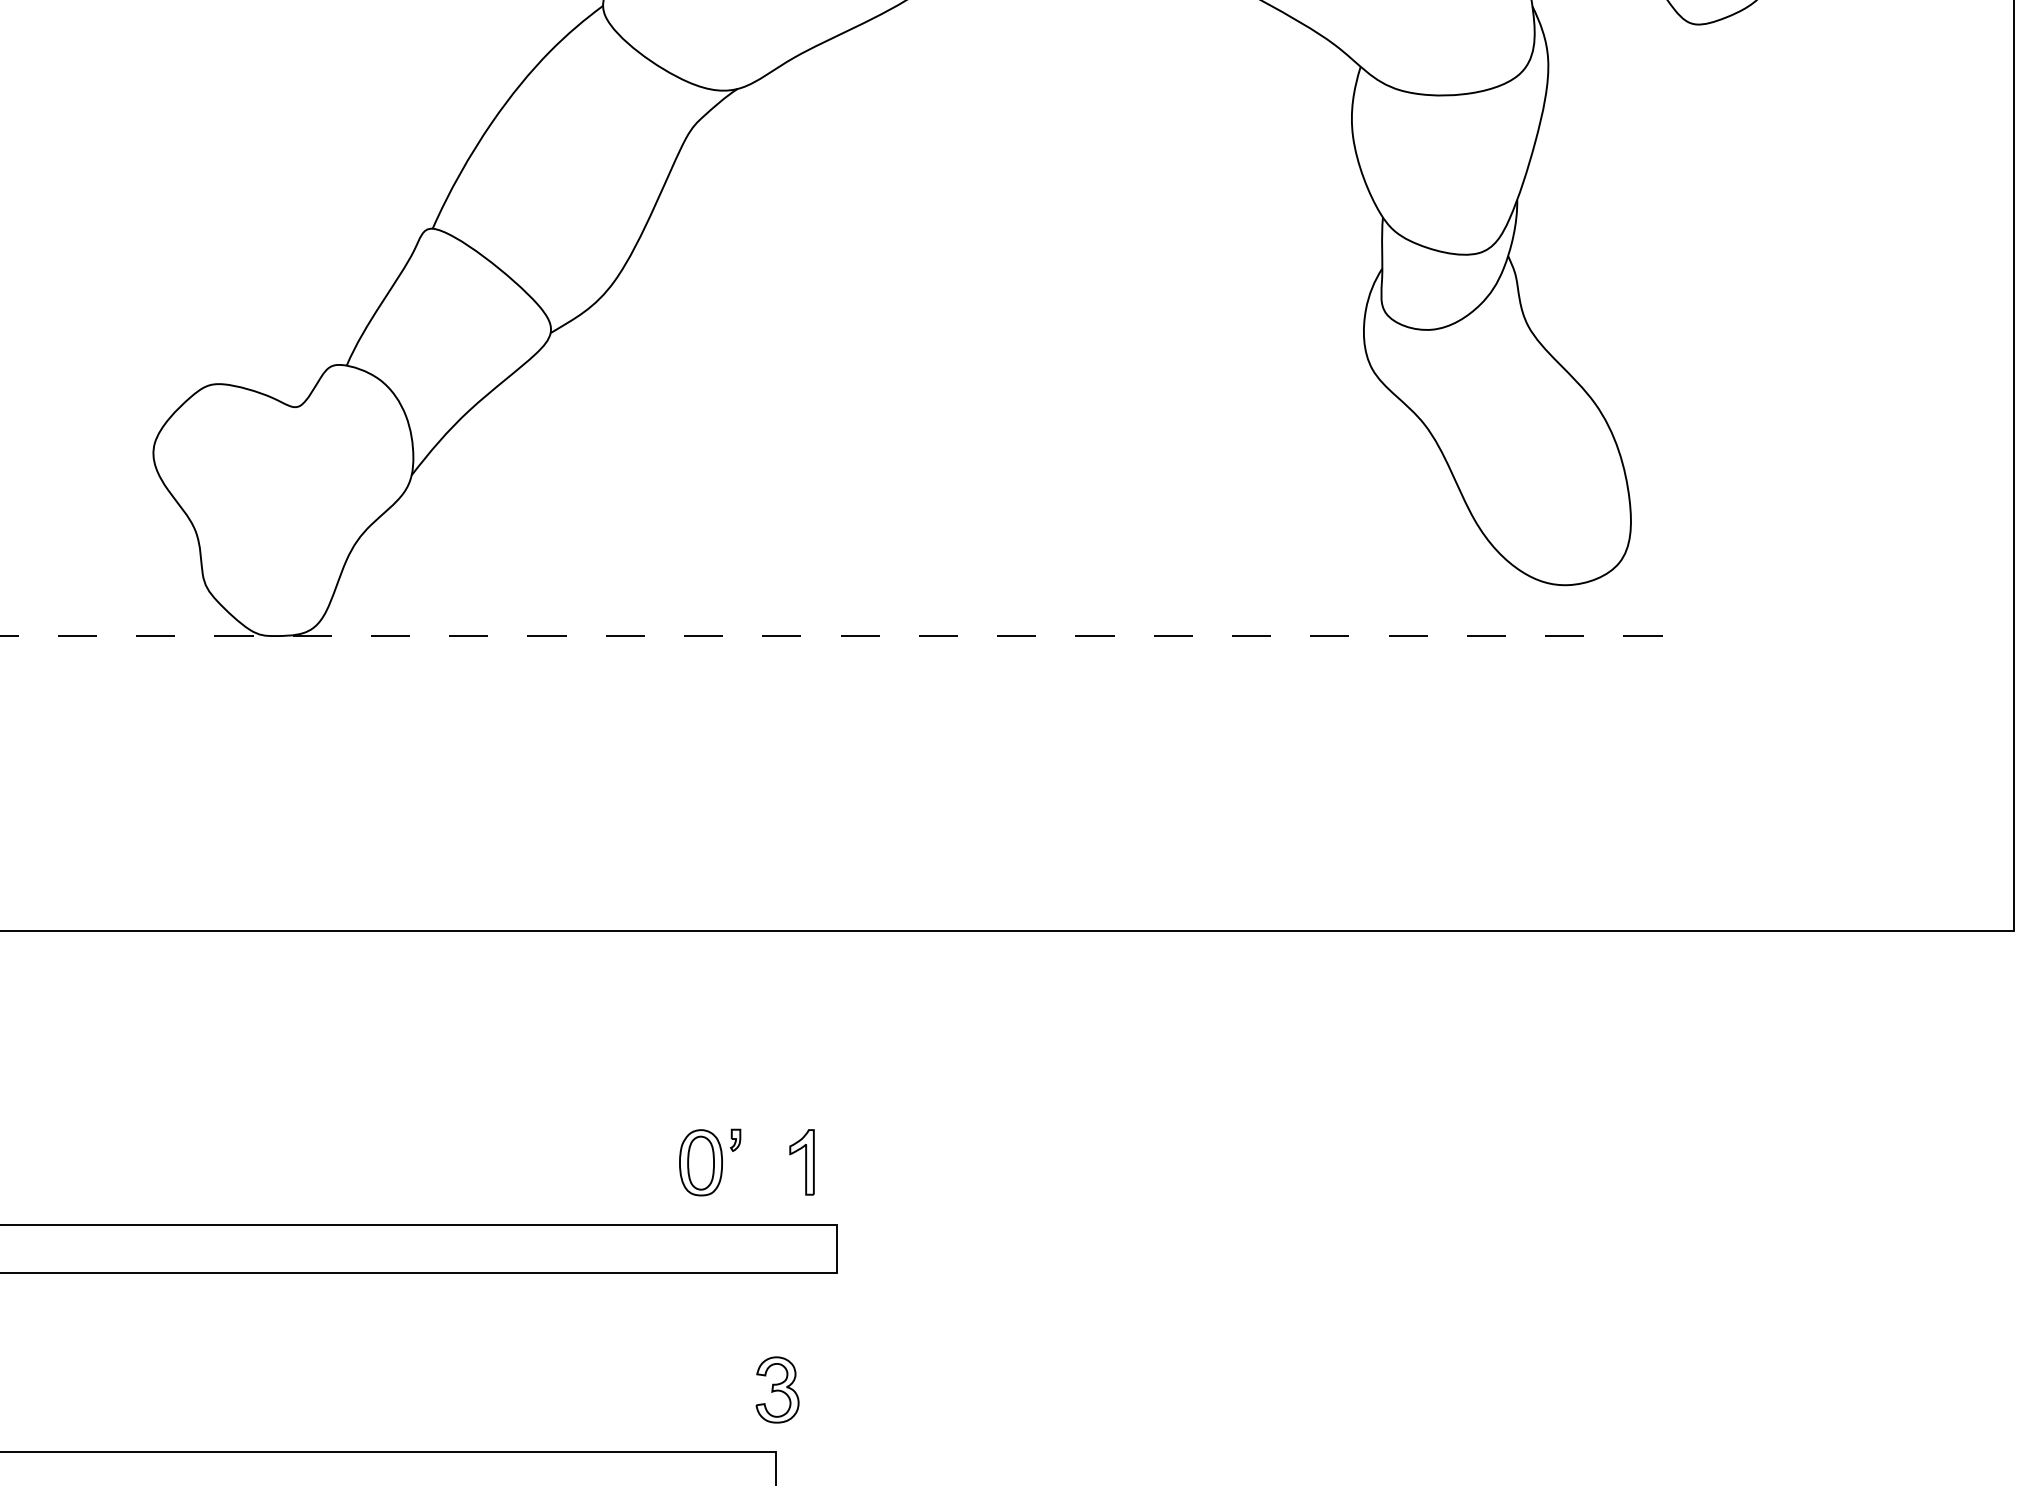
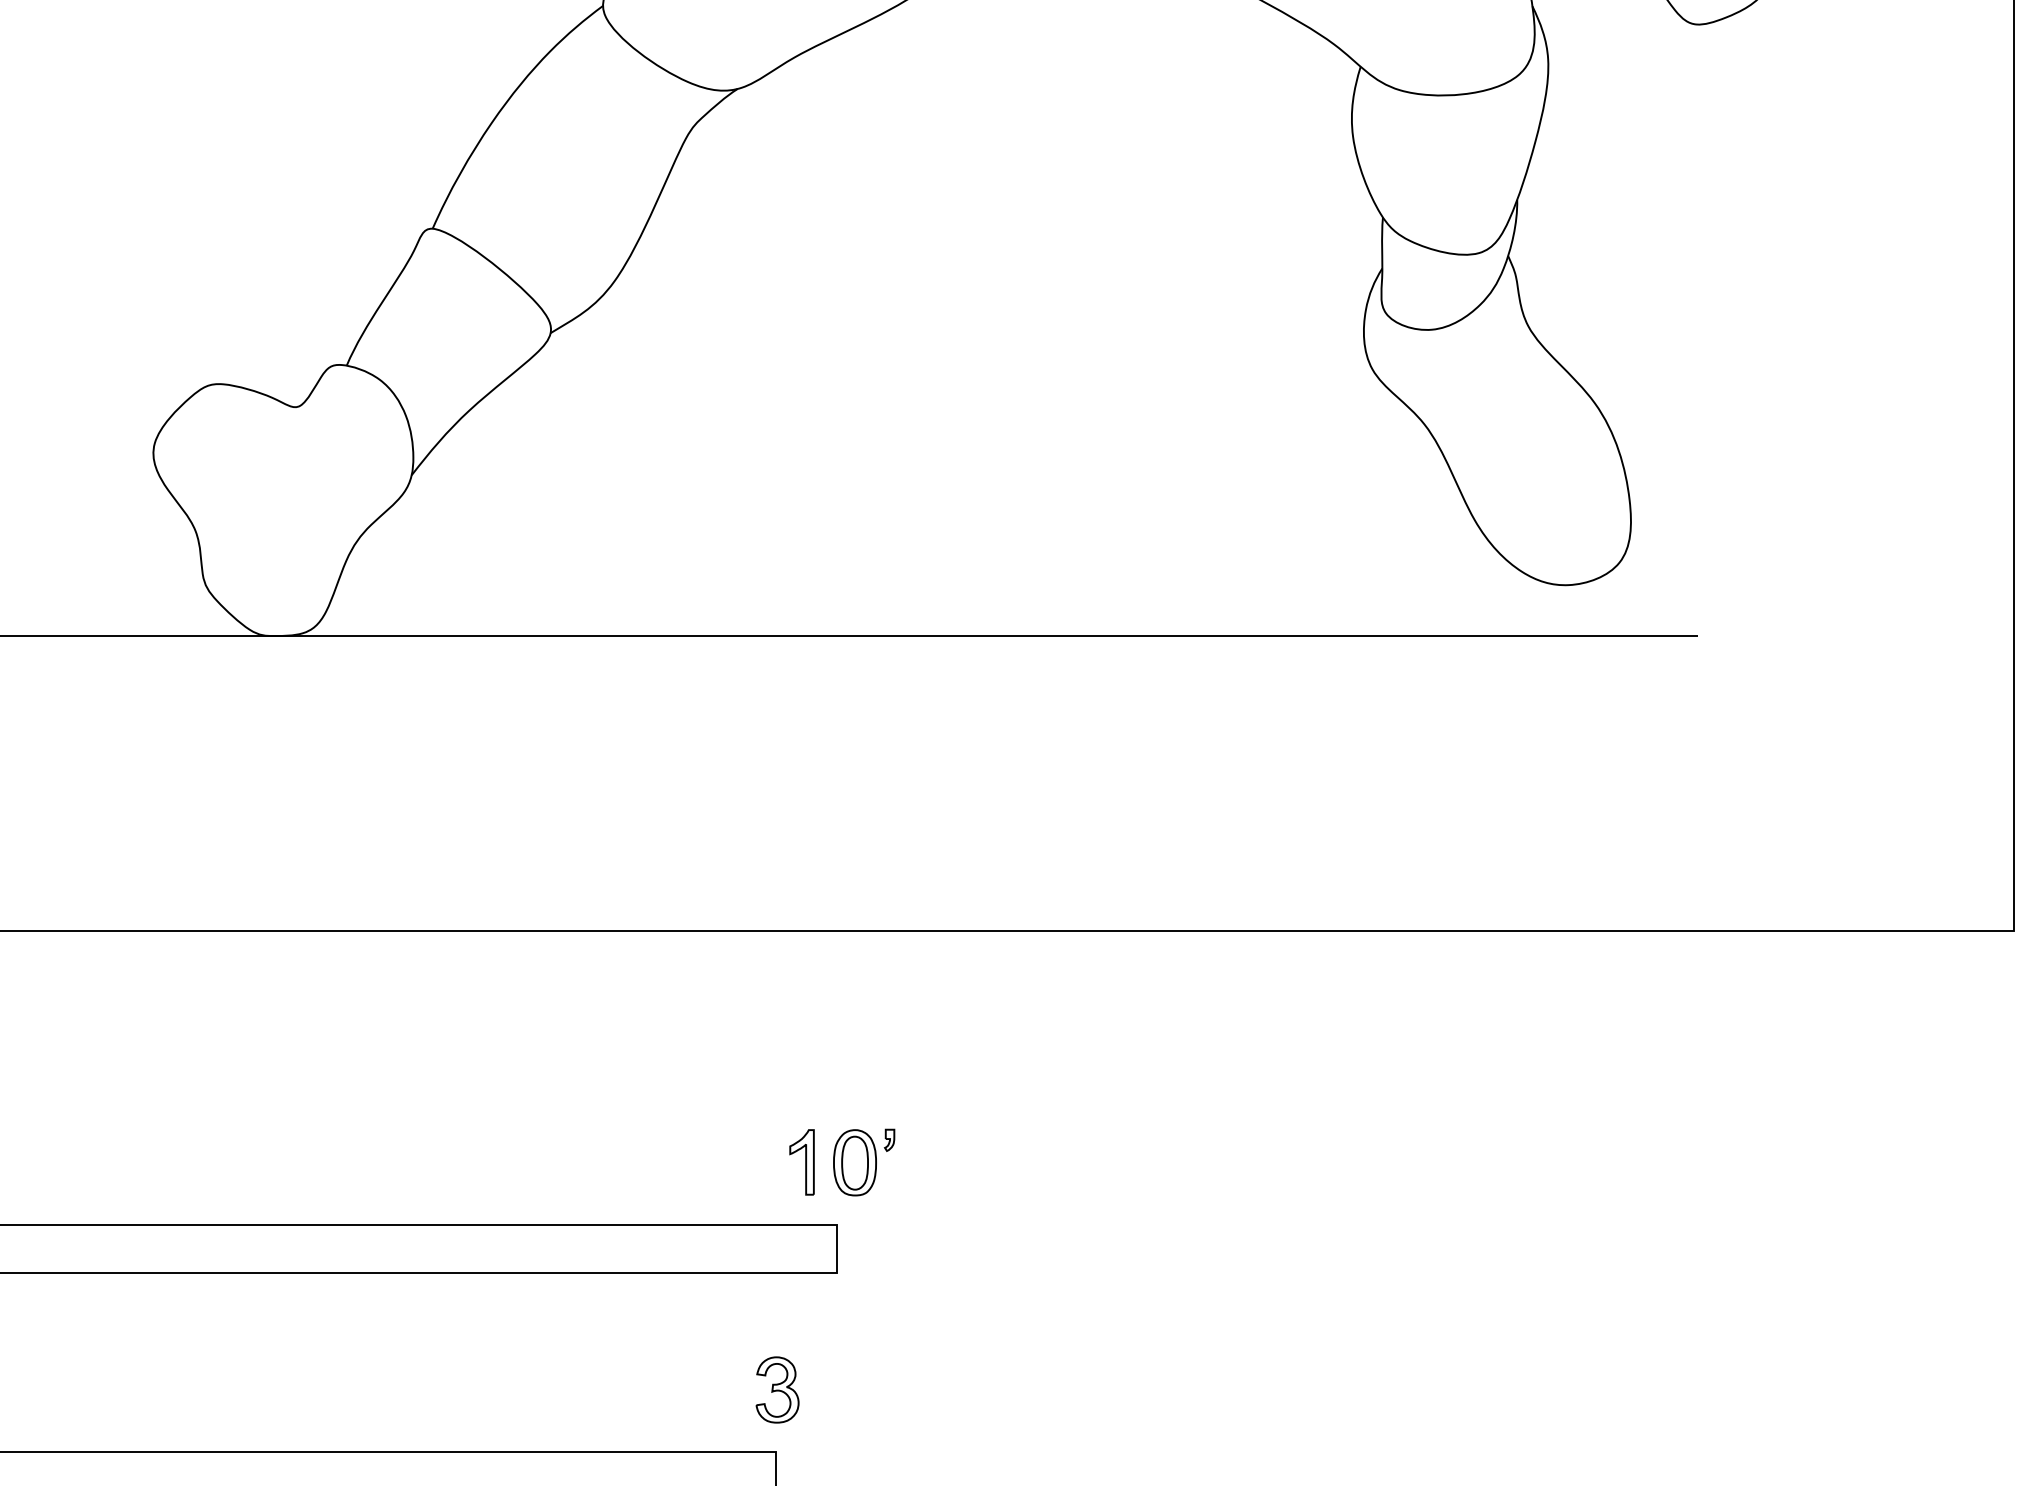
line: dashed -> solid (849, 636)
part position: (710, 1162) -> (864, 1162) (864, 1162)
